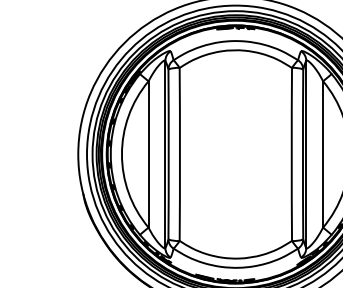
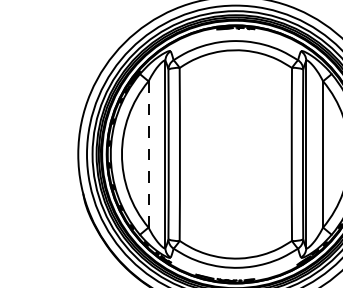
line: solid -> dashed (148, 153)
